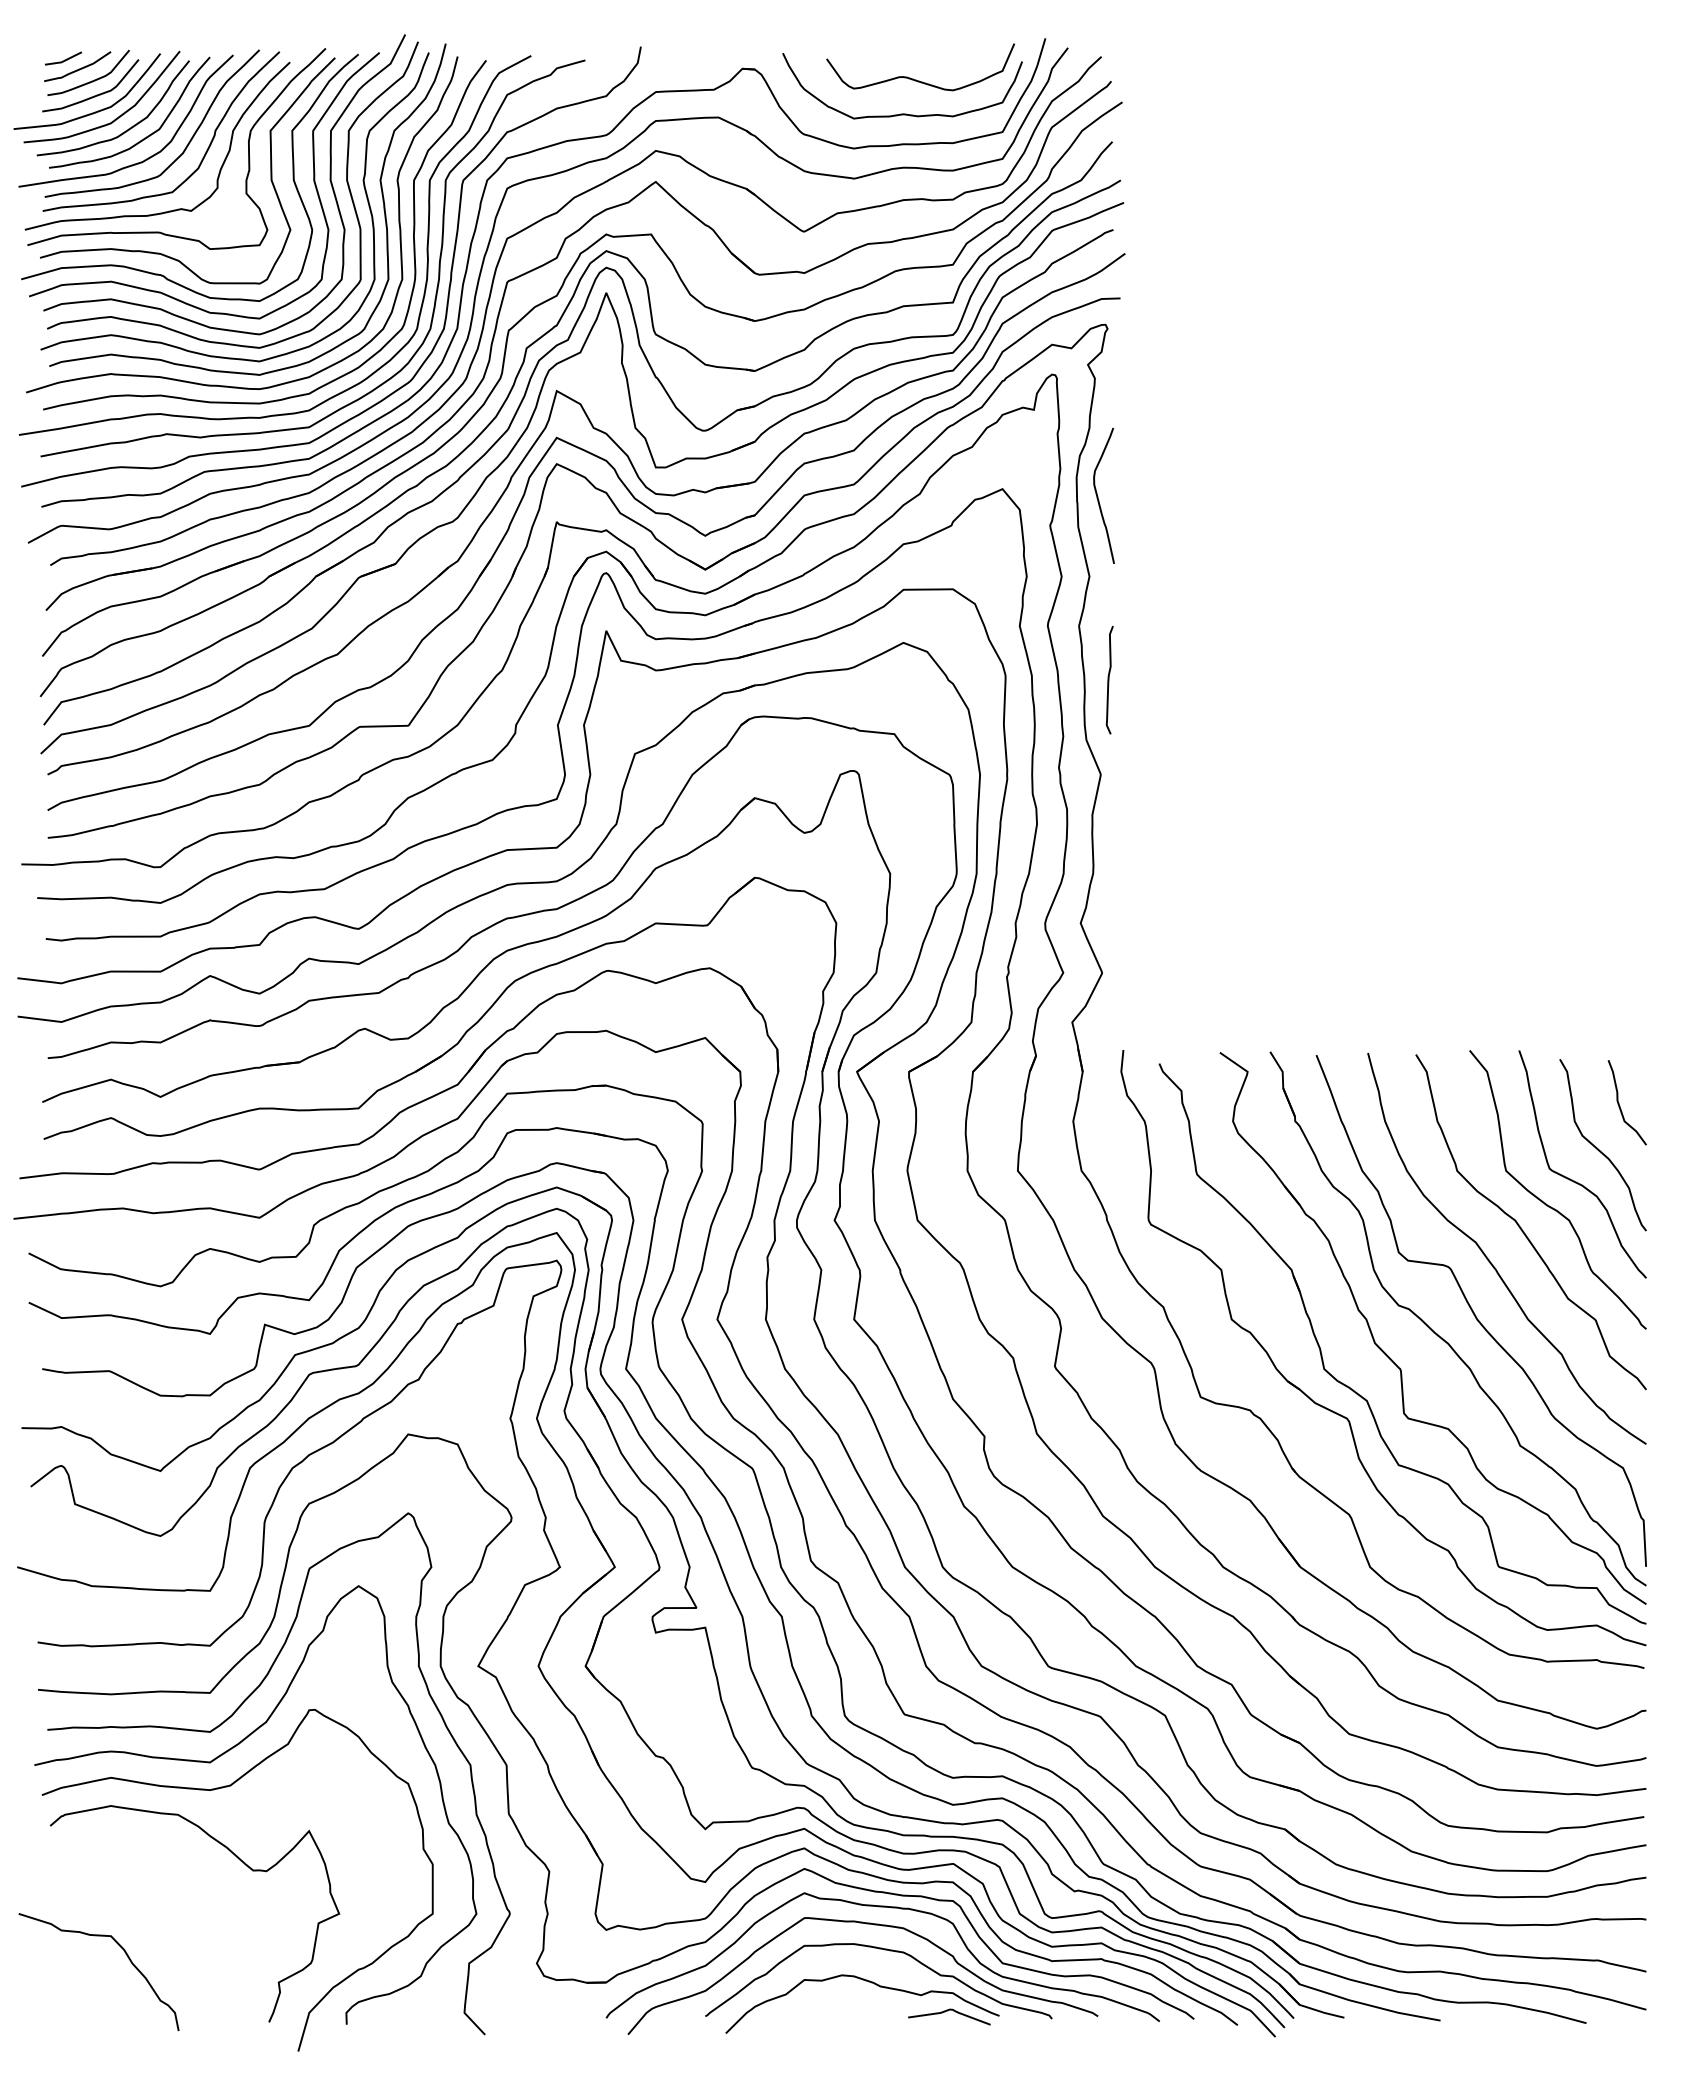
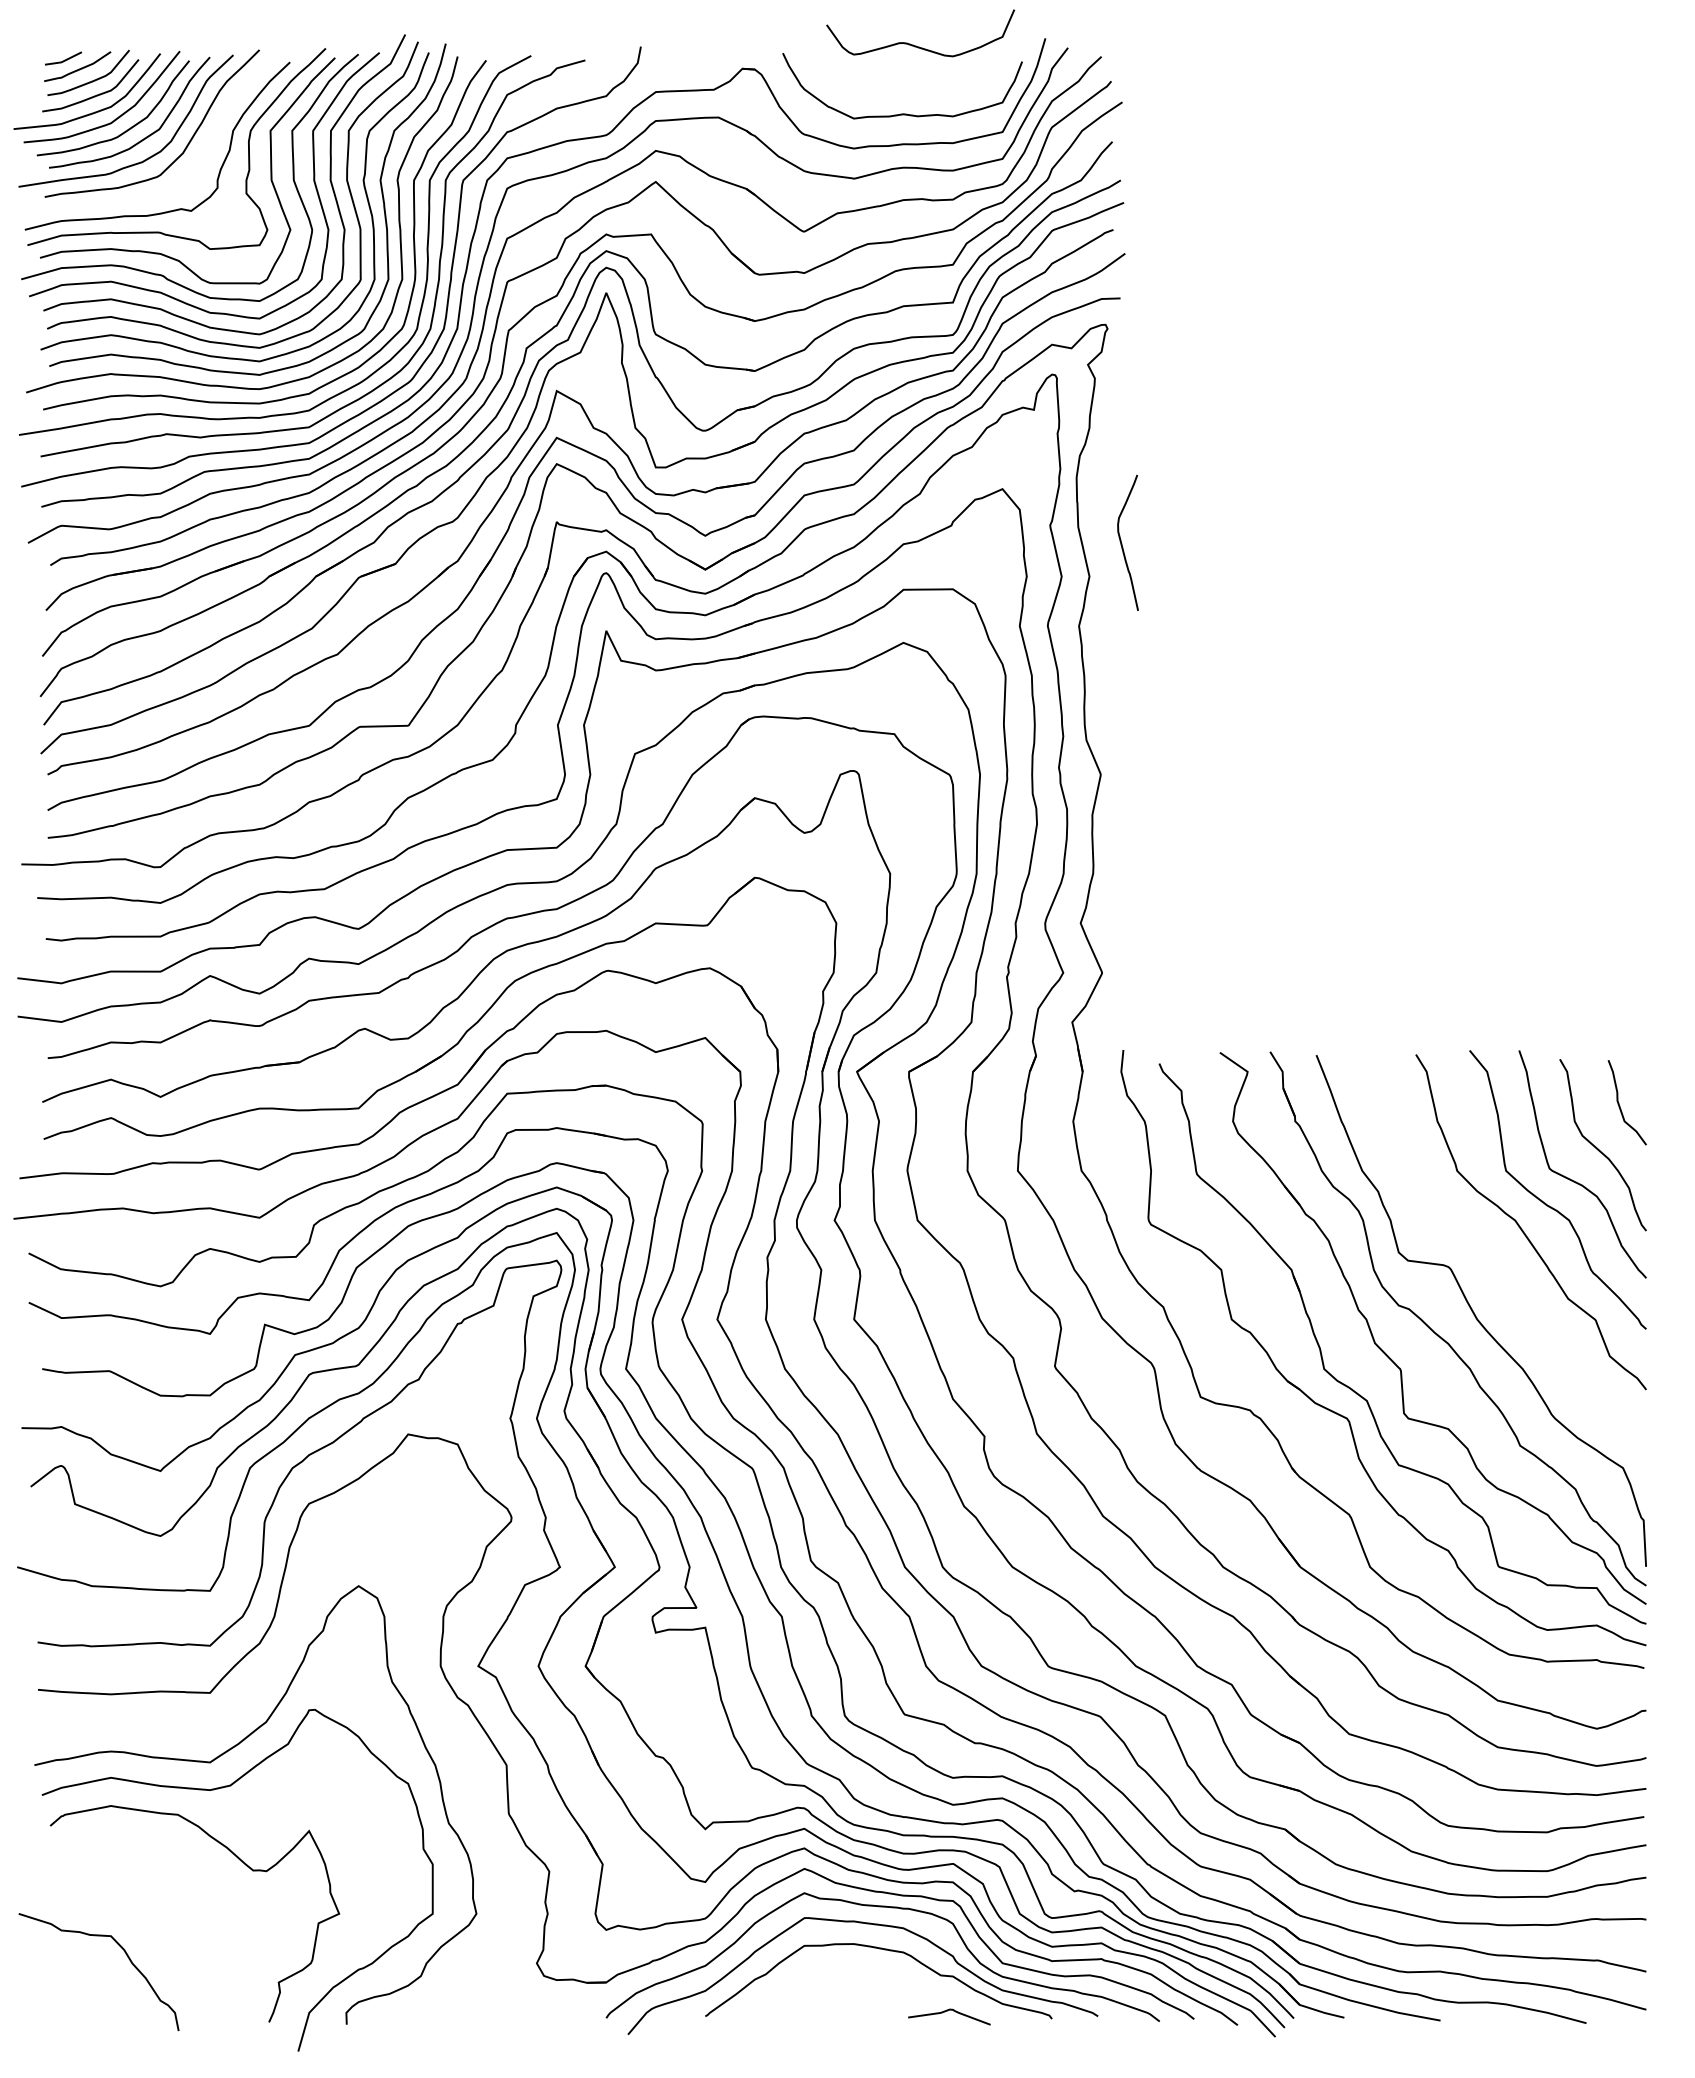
curve position: (916, 79) -> (916, 45) (916, 45)
curve: present -> none (204, 153)
curve position: (1098, 496) -> (1122, 543) (1122, 543)
curve: present -> none (1109, 680)
curve: present -> none (1489, 1259)
curve: present -> none (231, 1717)
curve: present -> none (868, 1982)
